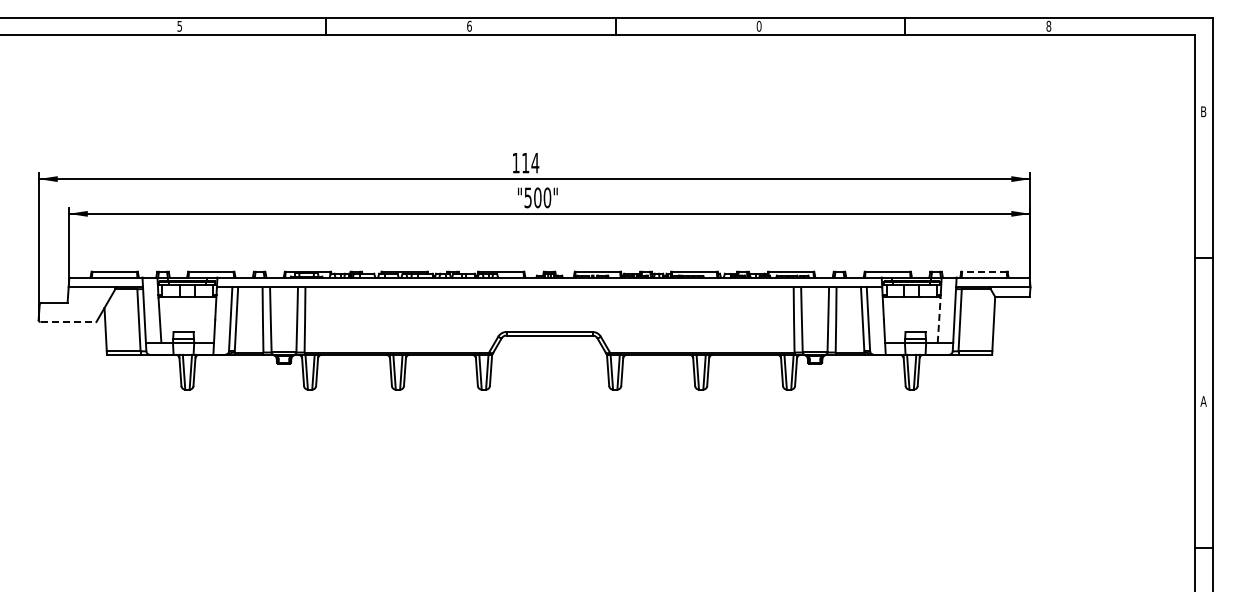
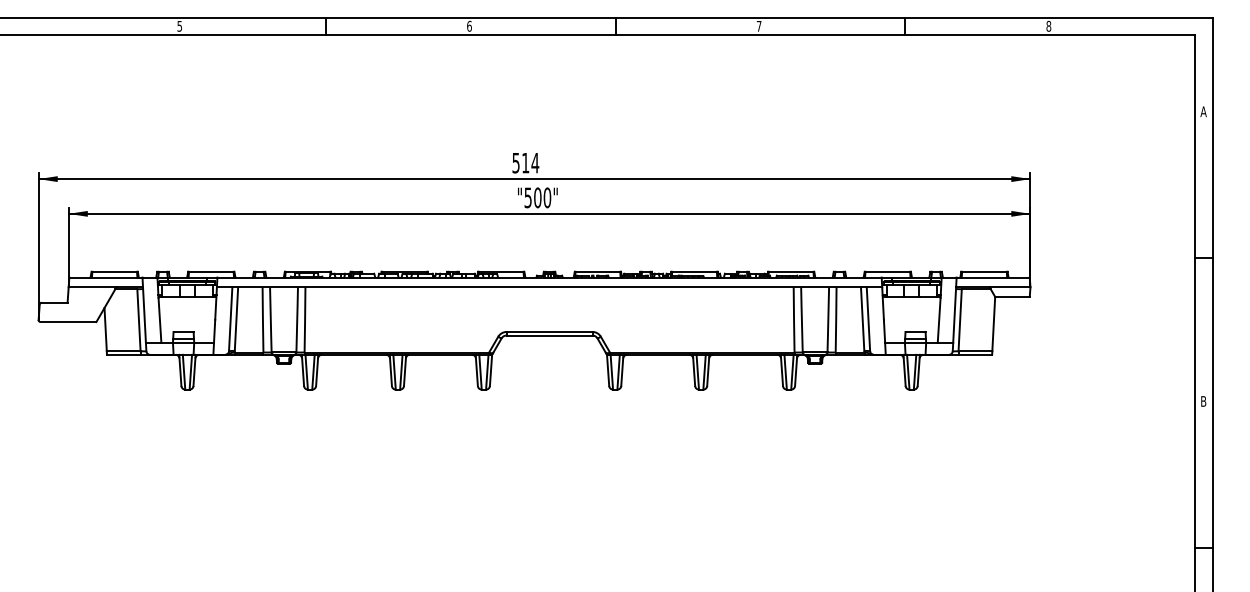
text: 0 -> 7 (758, 25)
text: B -> A (1203, 111)
text: 114 -> 514 (515, 163)
line: dashed -> solid (983, 271)
line: dashed -> solid (939, 320)
line: dashed -> solid (68, 322)
text: A -> B (1203, 401)
